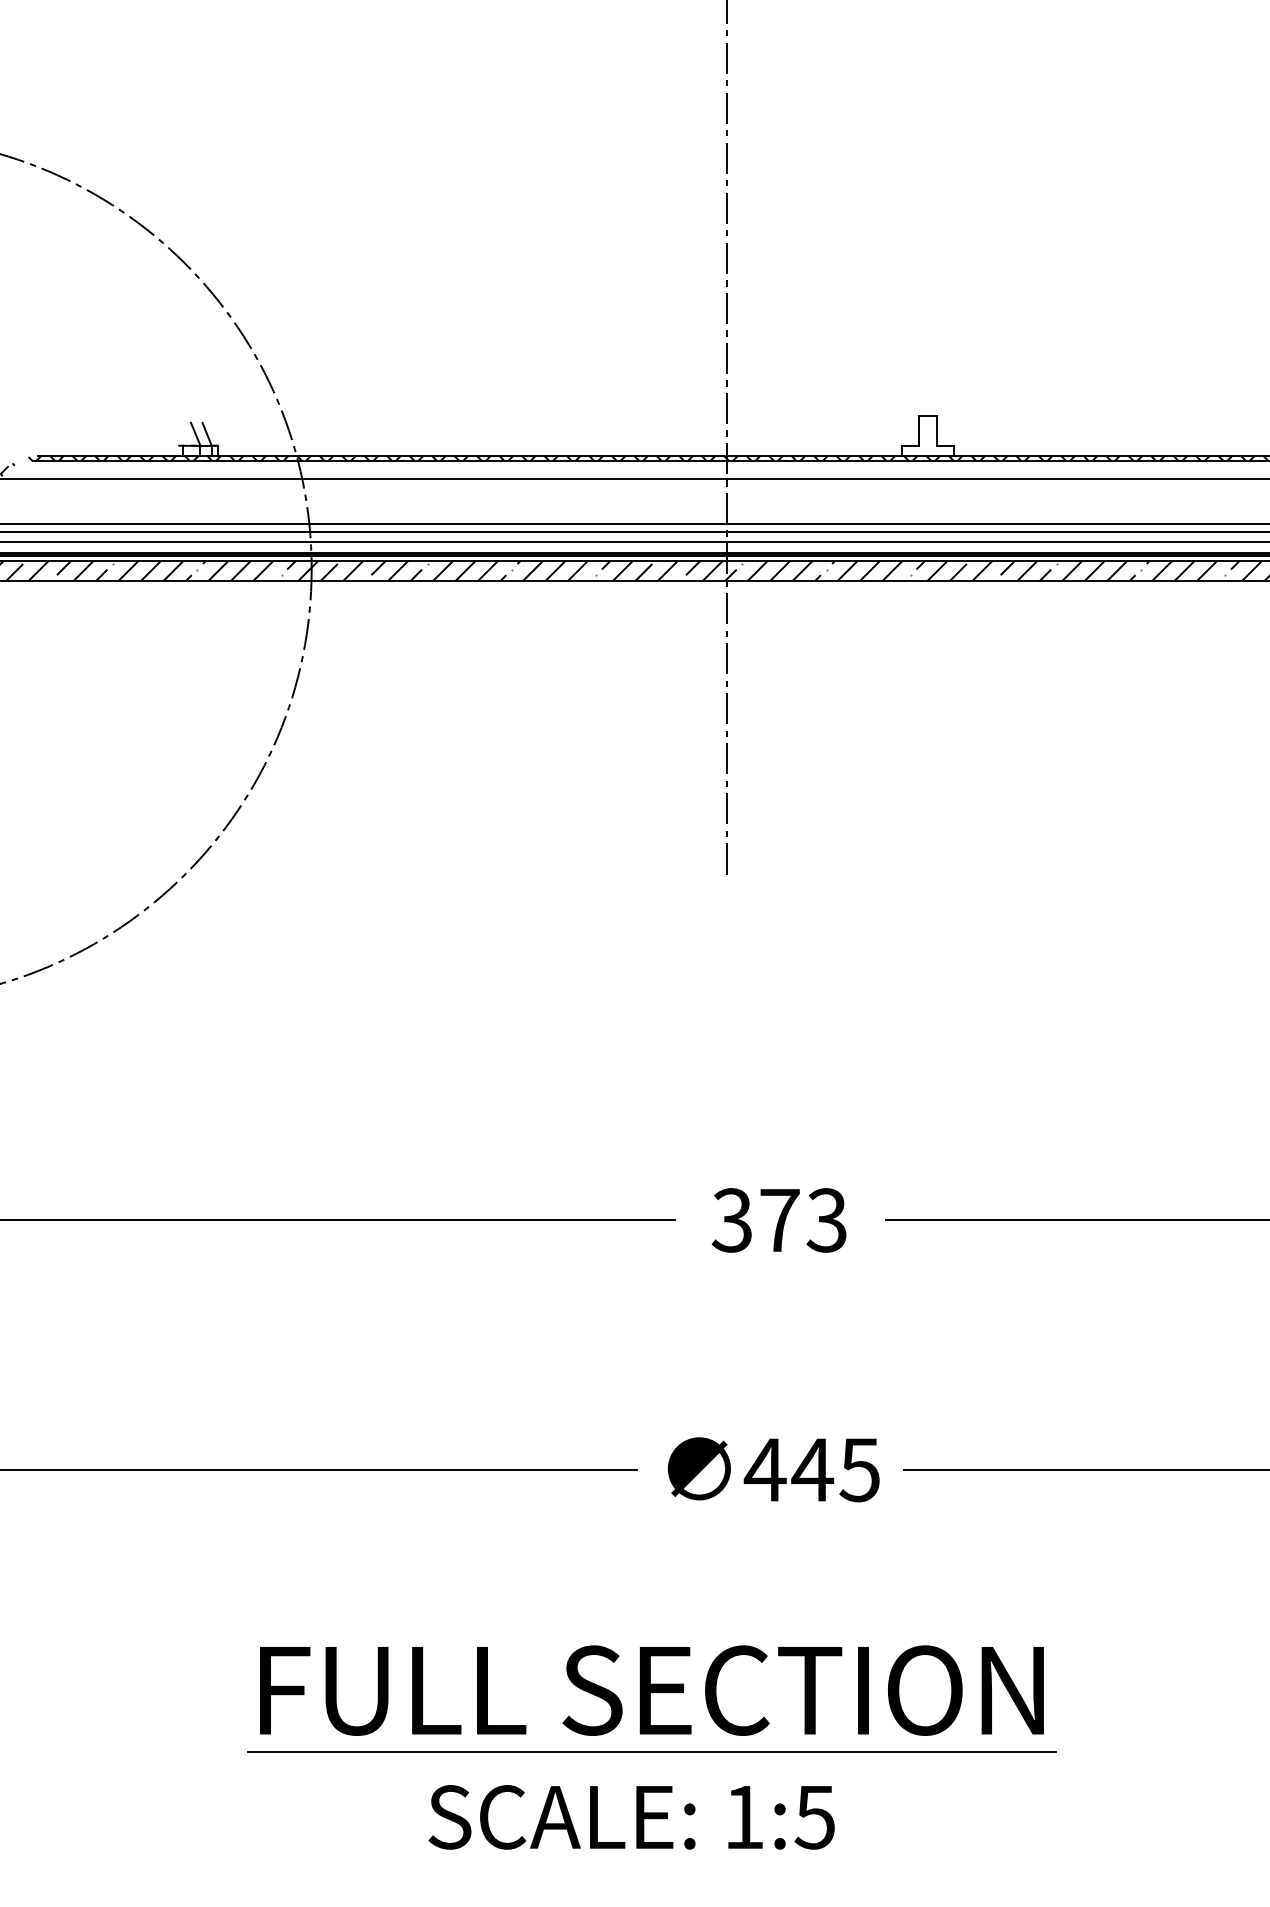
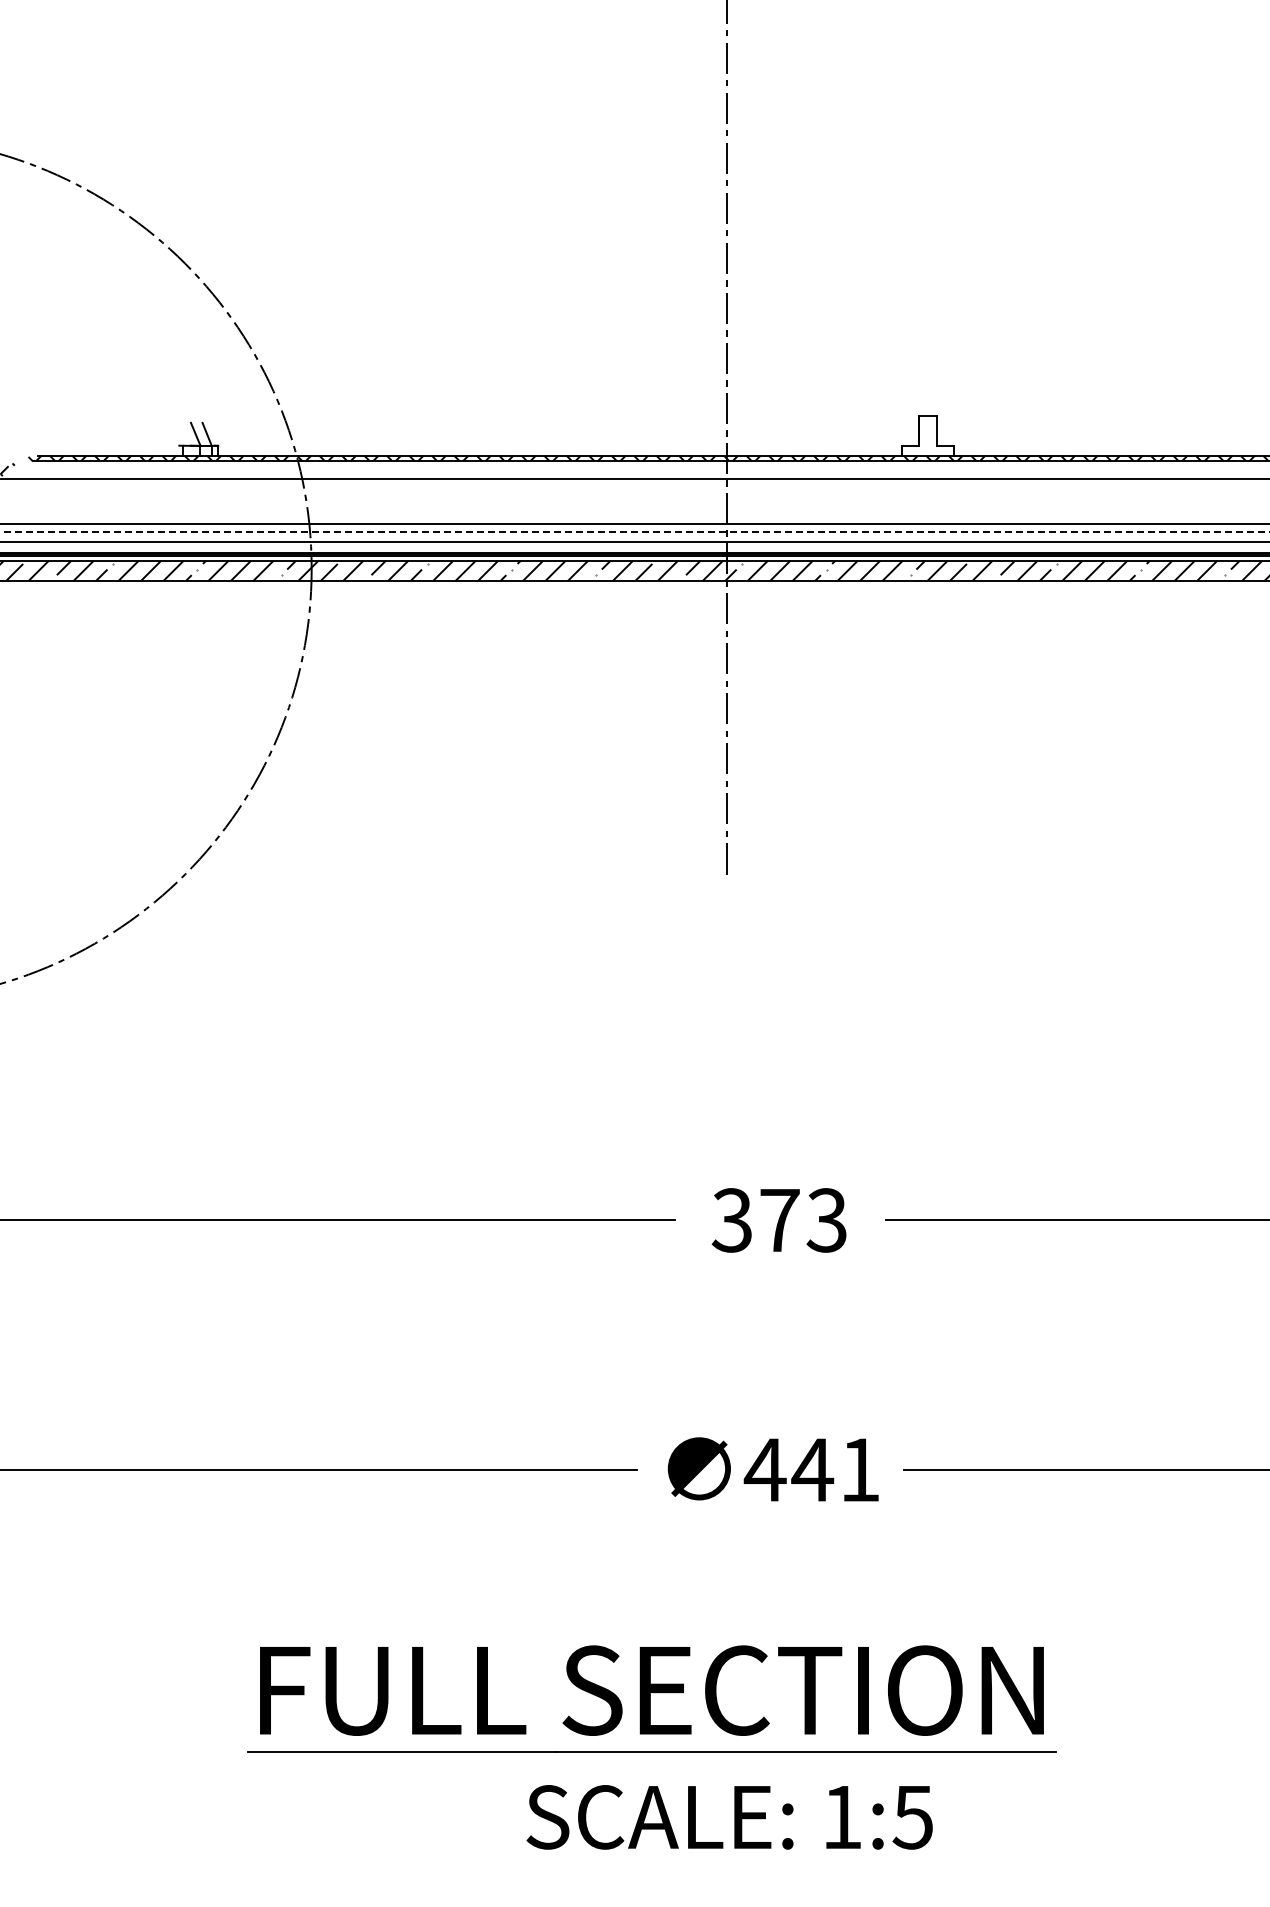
line: solid -> dashed (635, 532)
text: 445 -> 441 (859, 1470)
text position: (631, 1817) -> (729, 1817) (729, 1817)
